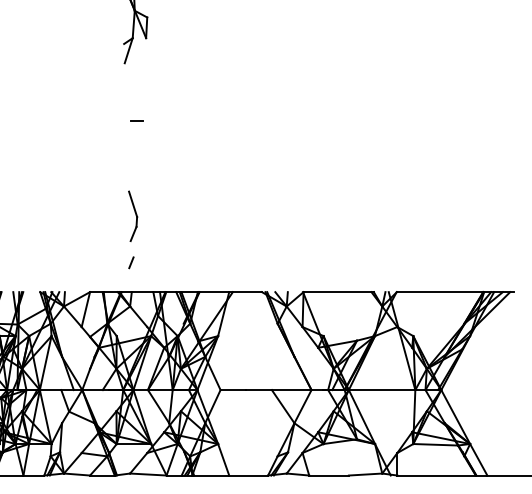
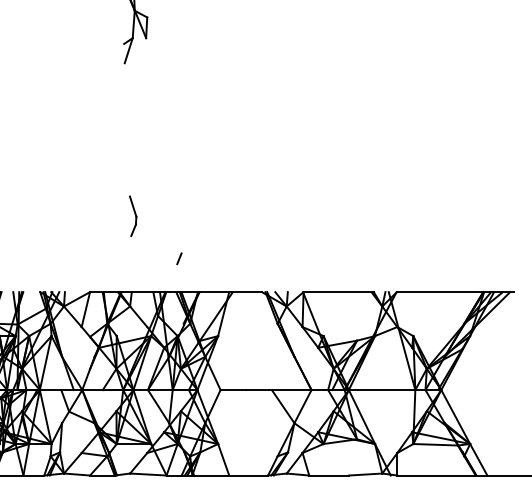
line: present -> none (136, 120)
part size: 11x52 px -> 9x43 px (133, 216)
line position: (131, 262) -> (179, 258) (179, 258)
